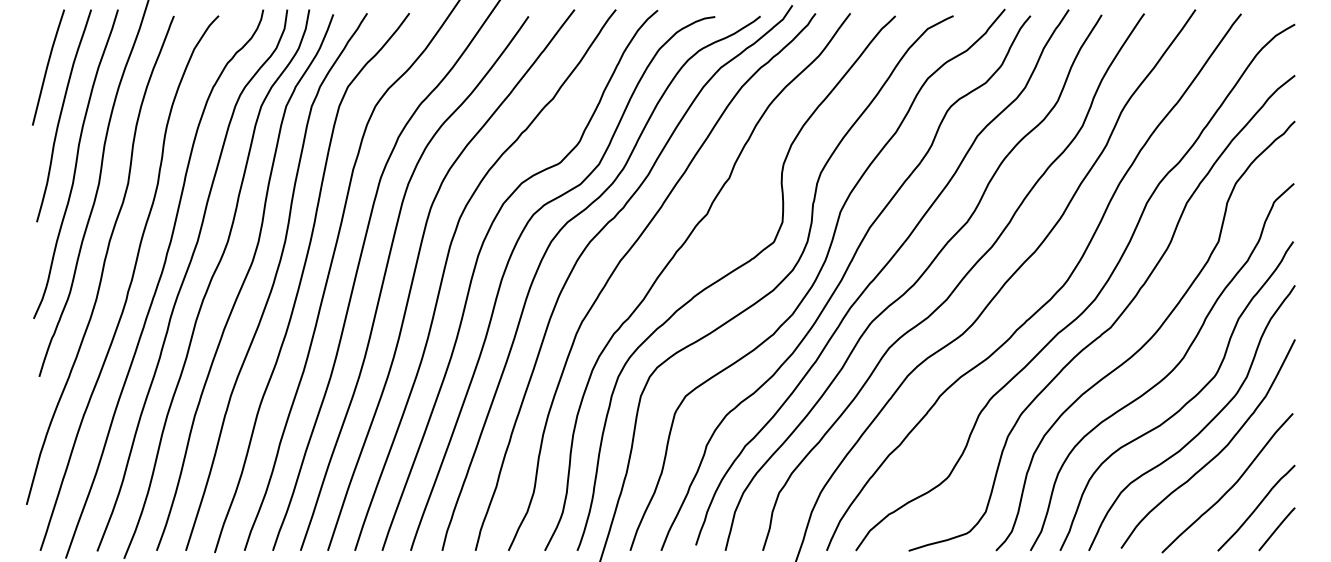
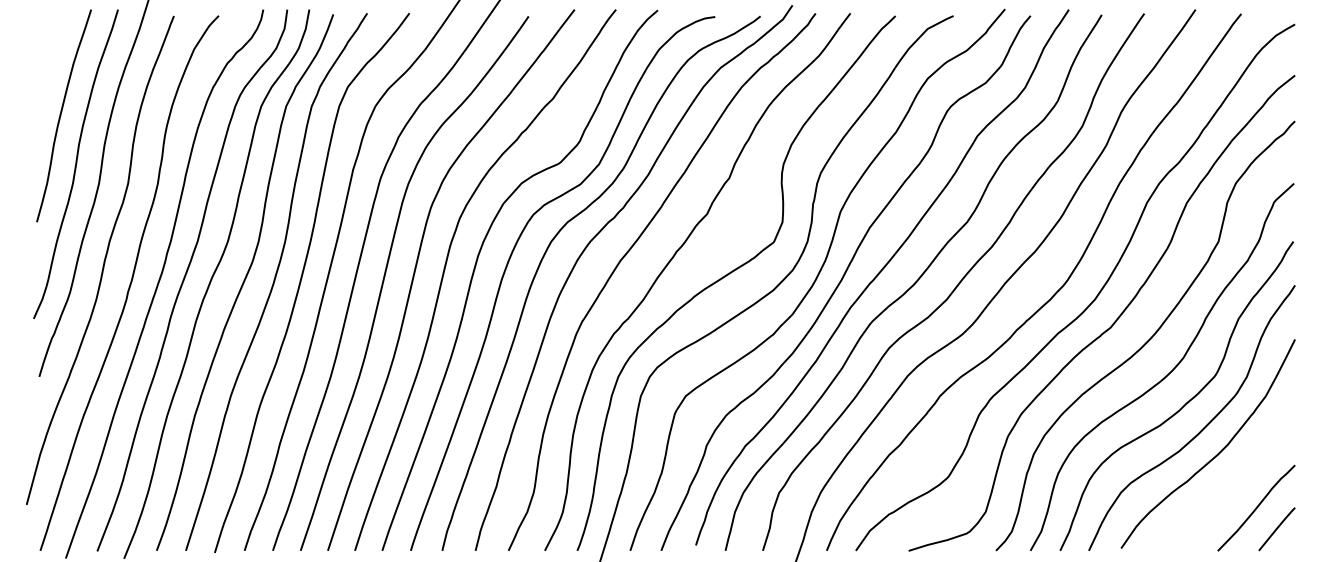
line: present -> none (48, 66)
curve: present -> none (1231, 486)
